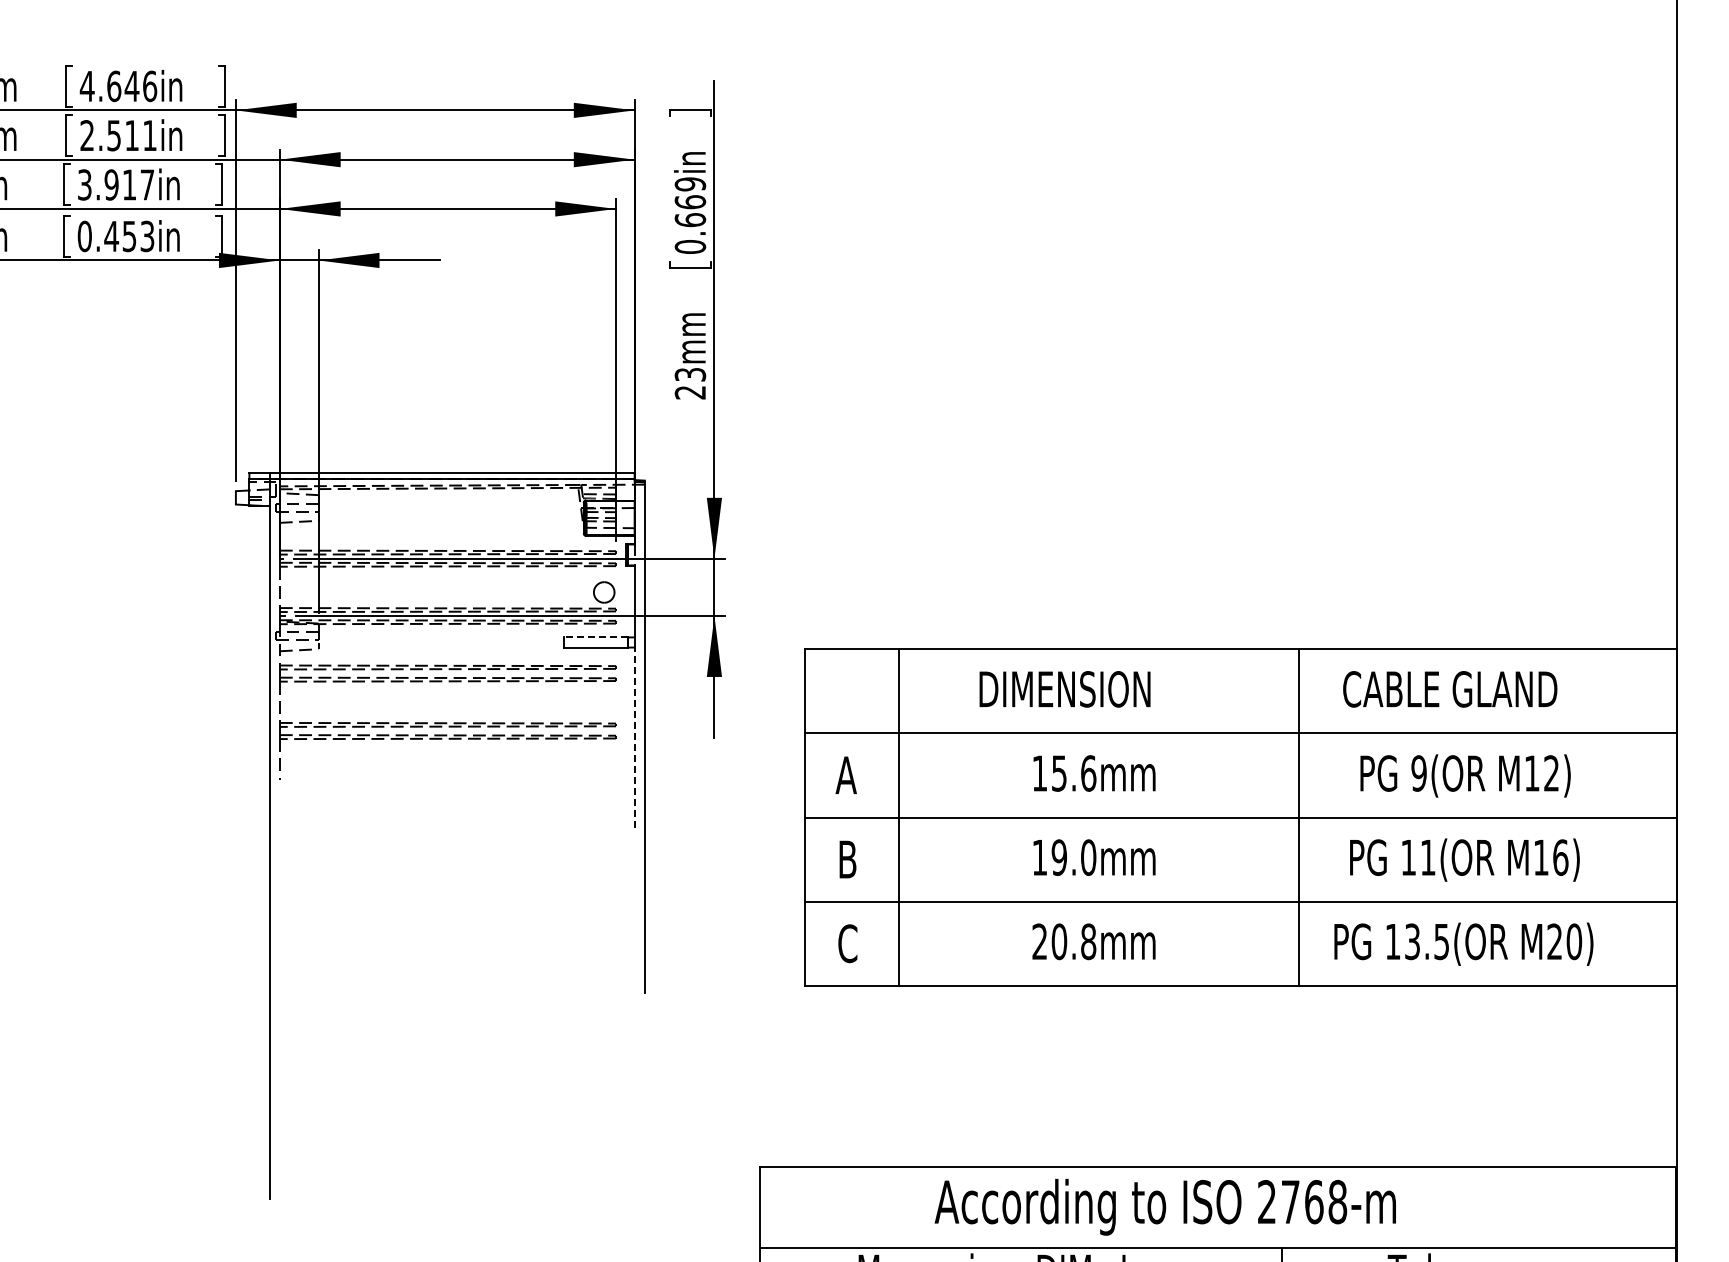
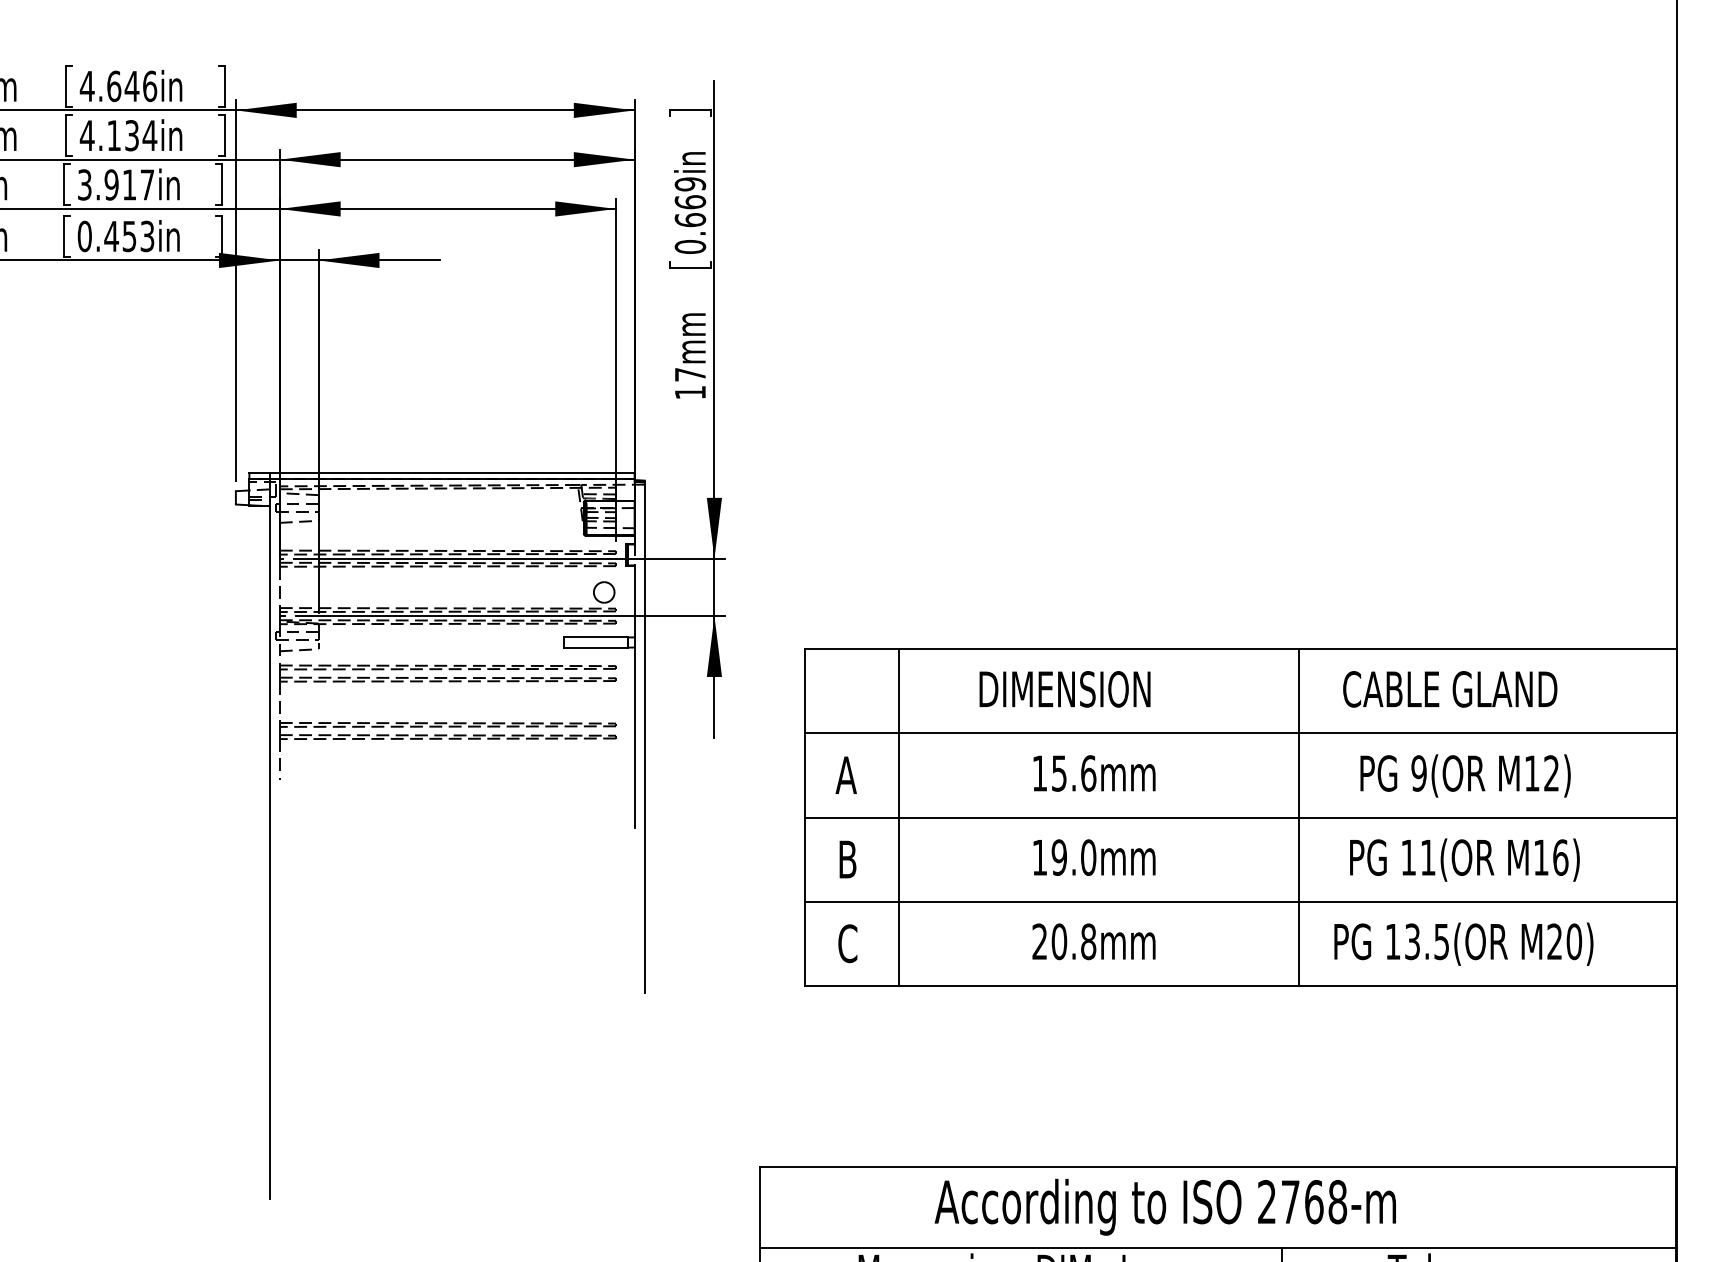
text: 2.511in -> 4.134in (118, 135)
text: 23mm -> 17mm (690, 383)
line: dashed -> solid (595, 637)
line: dashed -> solid (634, 737)
